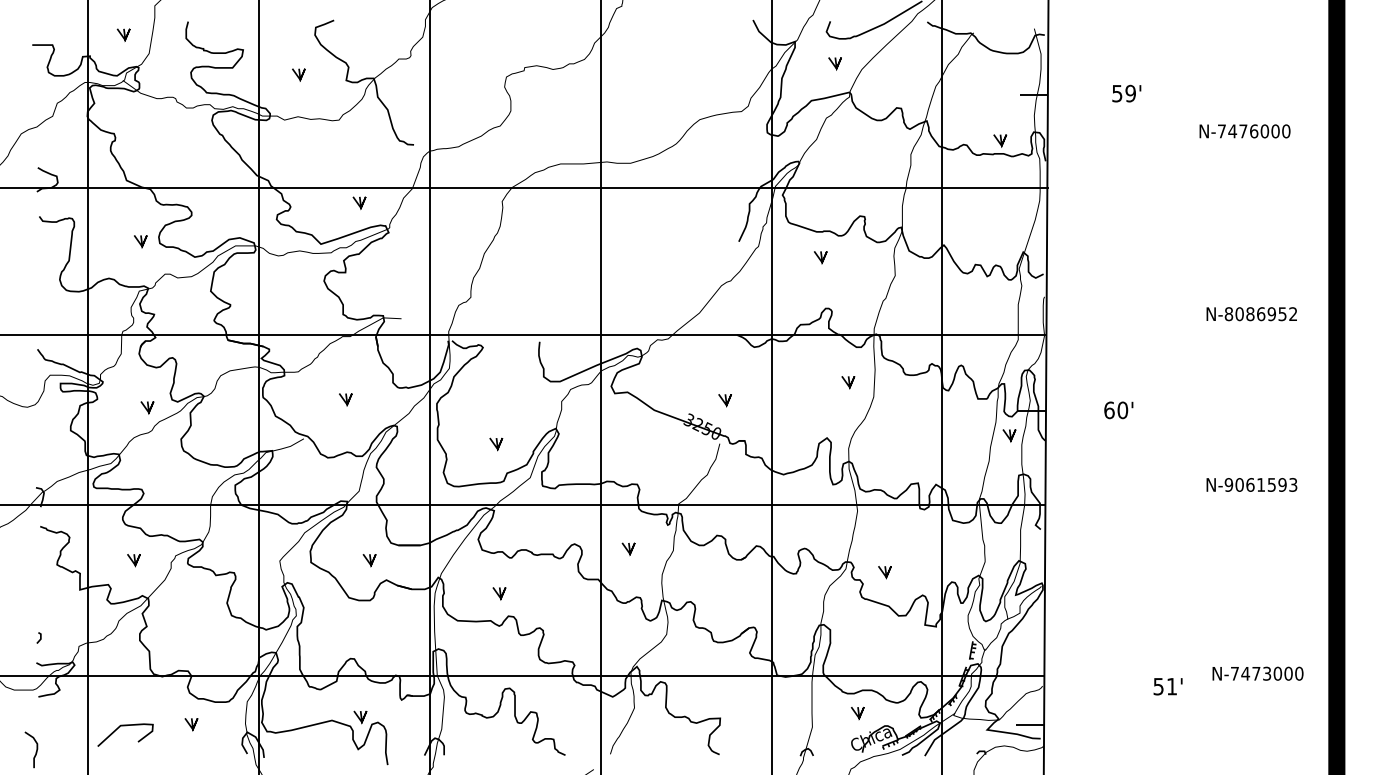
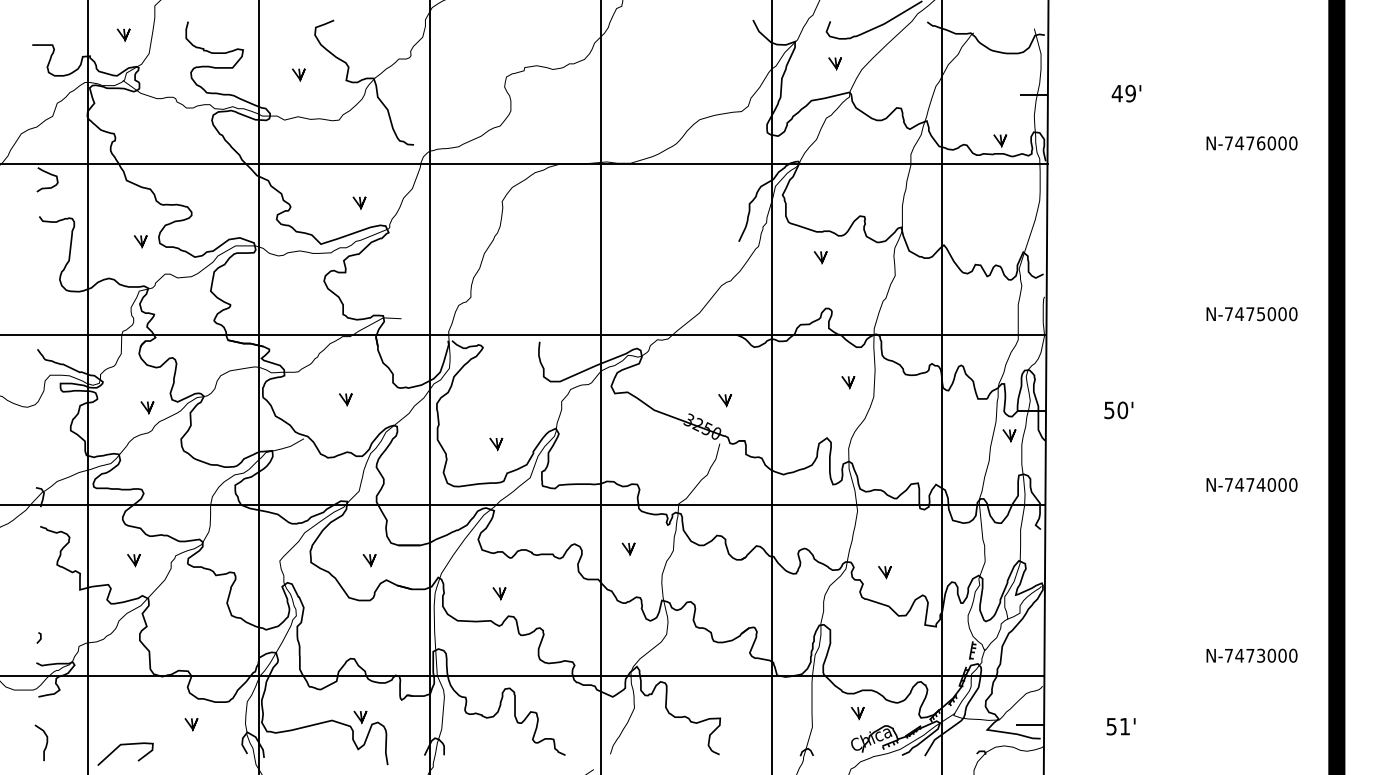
text: 59' -> 49' (1116, 93)
text position: (1244, 131) -> (1251, 143) (1251, 143)
line position: (524, 187) -> (524, 163) (524, 163)
text: N-8086952 -> N-7475000 (1260, 314)
text: 60' -> 50' (1109, 410)
text: N-9061593 -> N-7474000 (1260, 484)
text position: (1257, 673) -> (1251, 655) (1251, 655)
text position: (1167, 686) -> (1120, 726) (1120, 726)
curve position: (125, 726) -> (125, 745) (125, 745)
curve position: (36, 749) -> (46, 742) (46, 742)
